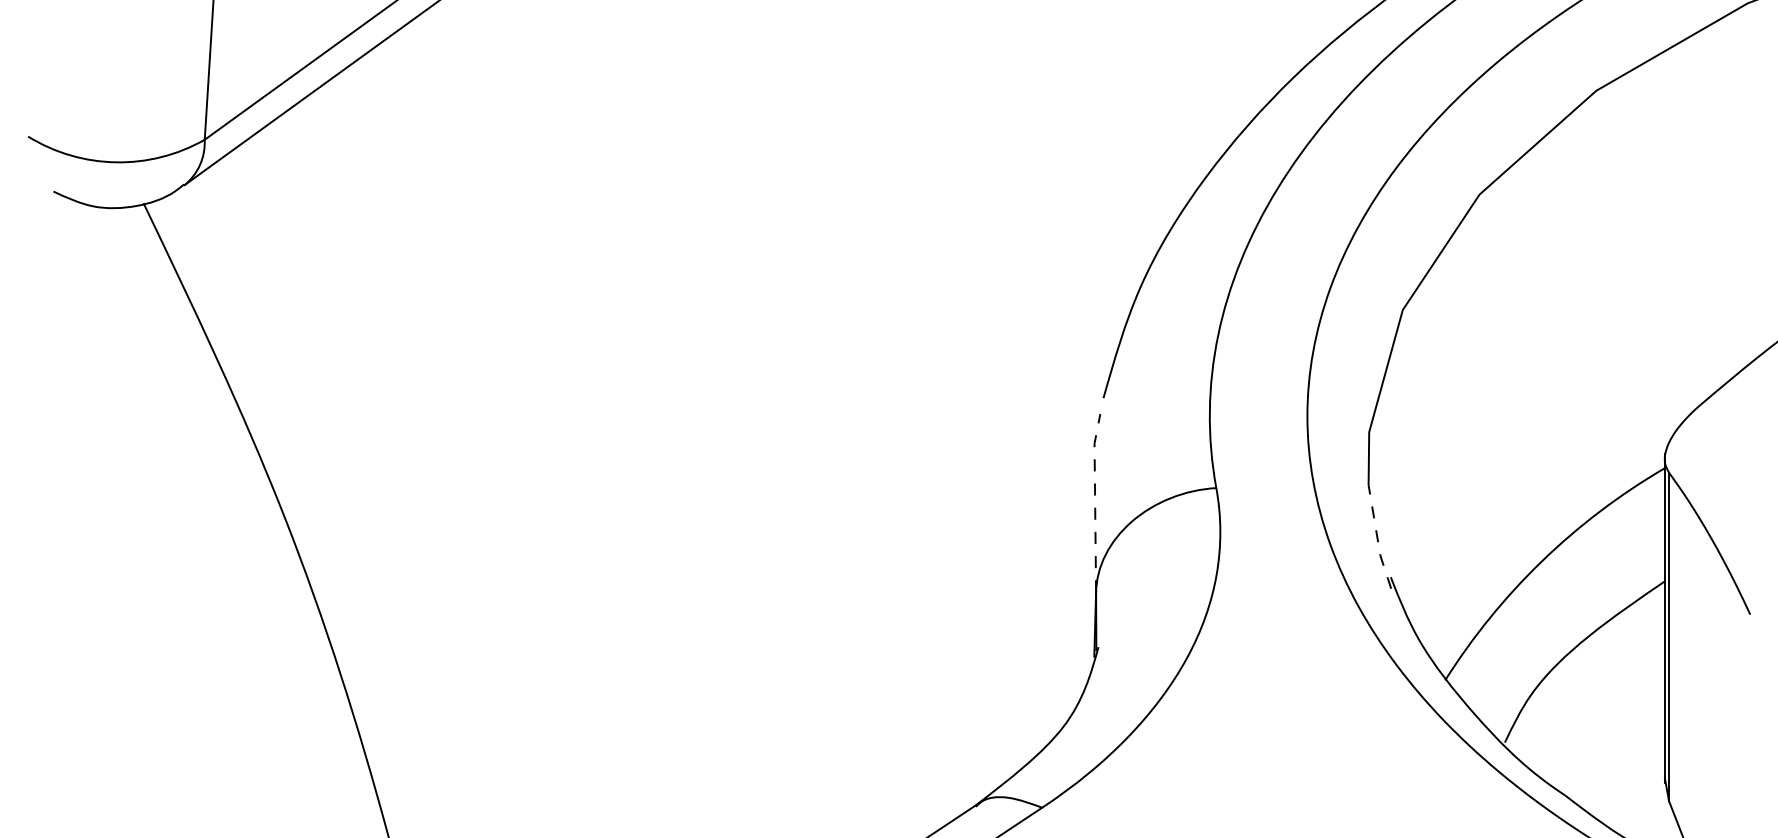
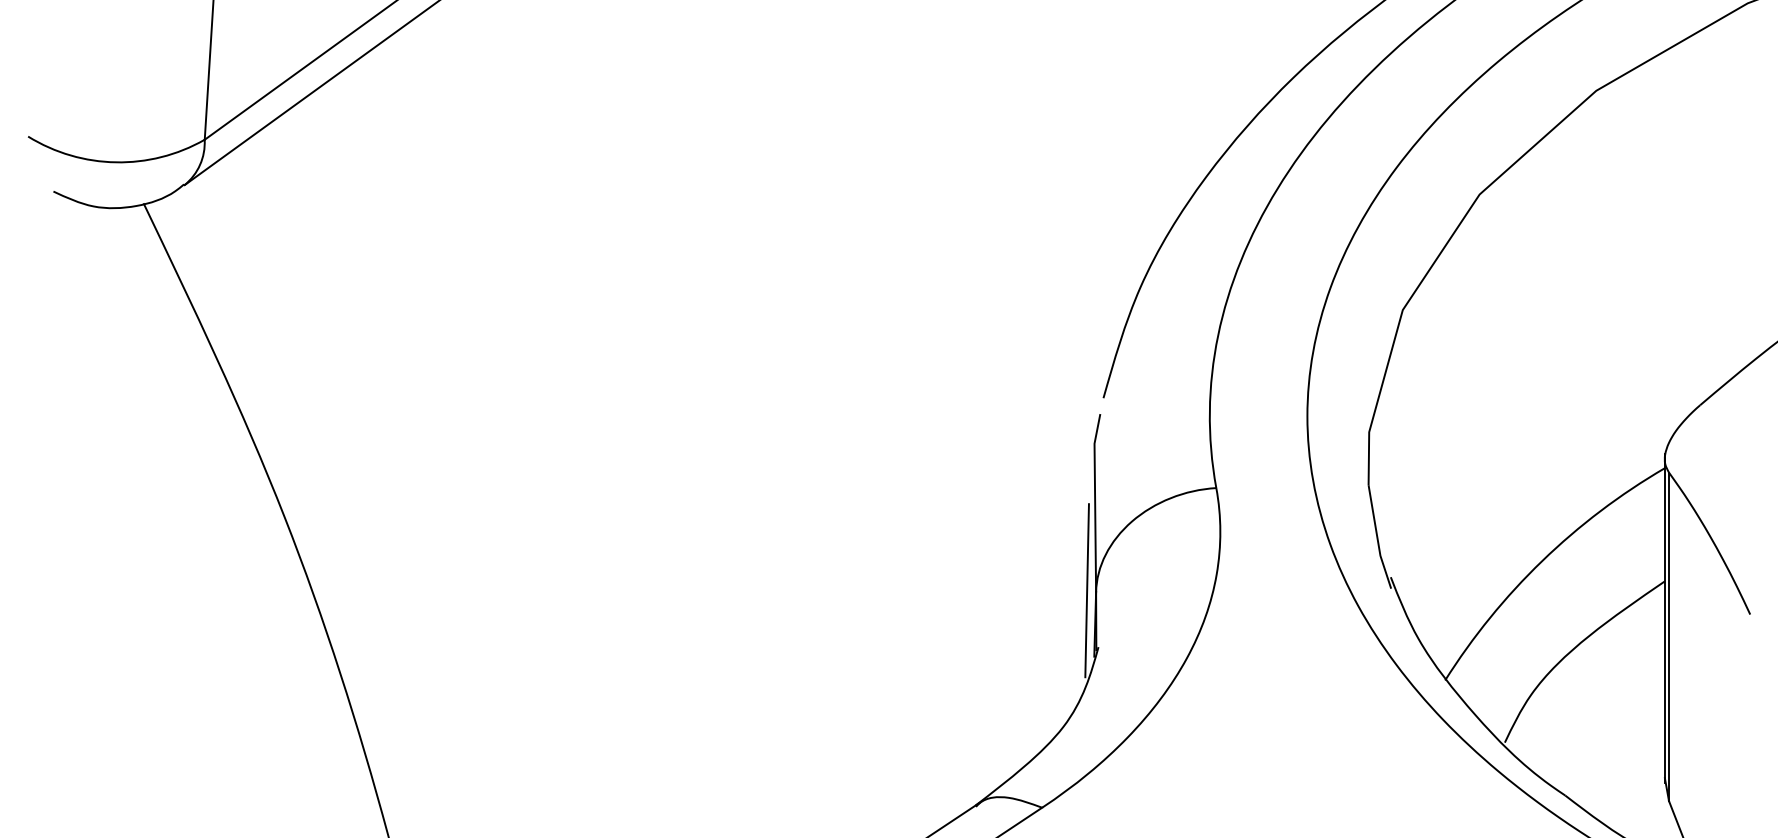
line: dashed -> solid (1095, 501)
line: dashed -> solid (1377, 538)
line: none -> present (1086, 590)
